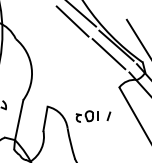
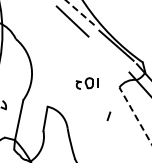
line: solid -> dashed (81, 13)
line: present -> none (137, 36)
line: present -> none (108, 54)
part position: (86, 116) -> (86, 83) (86, 83)
line: solid -> dashed (135, 116)
